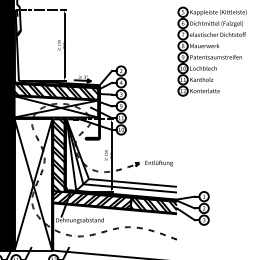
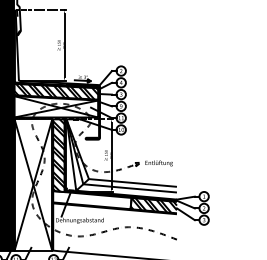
part: present -> none (211, 51)
hatch: present -> none (92, 199)
